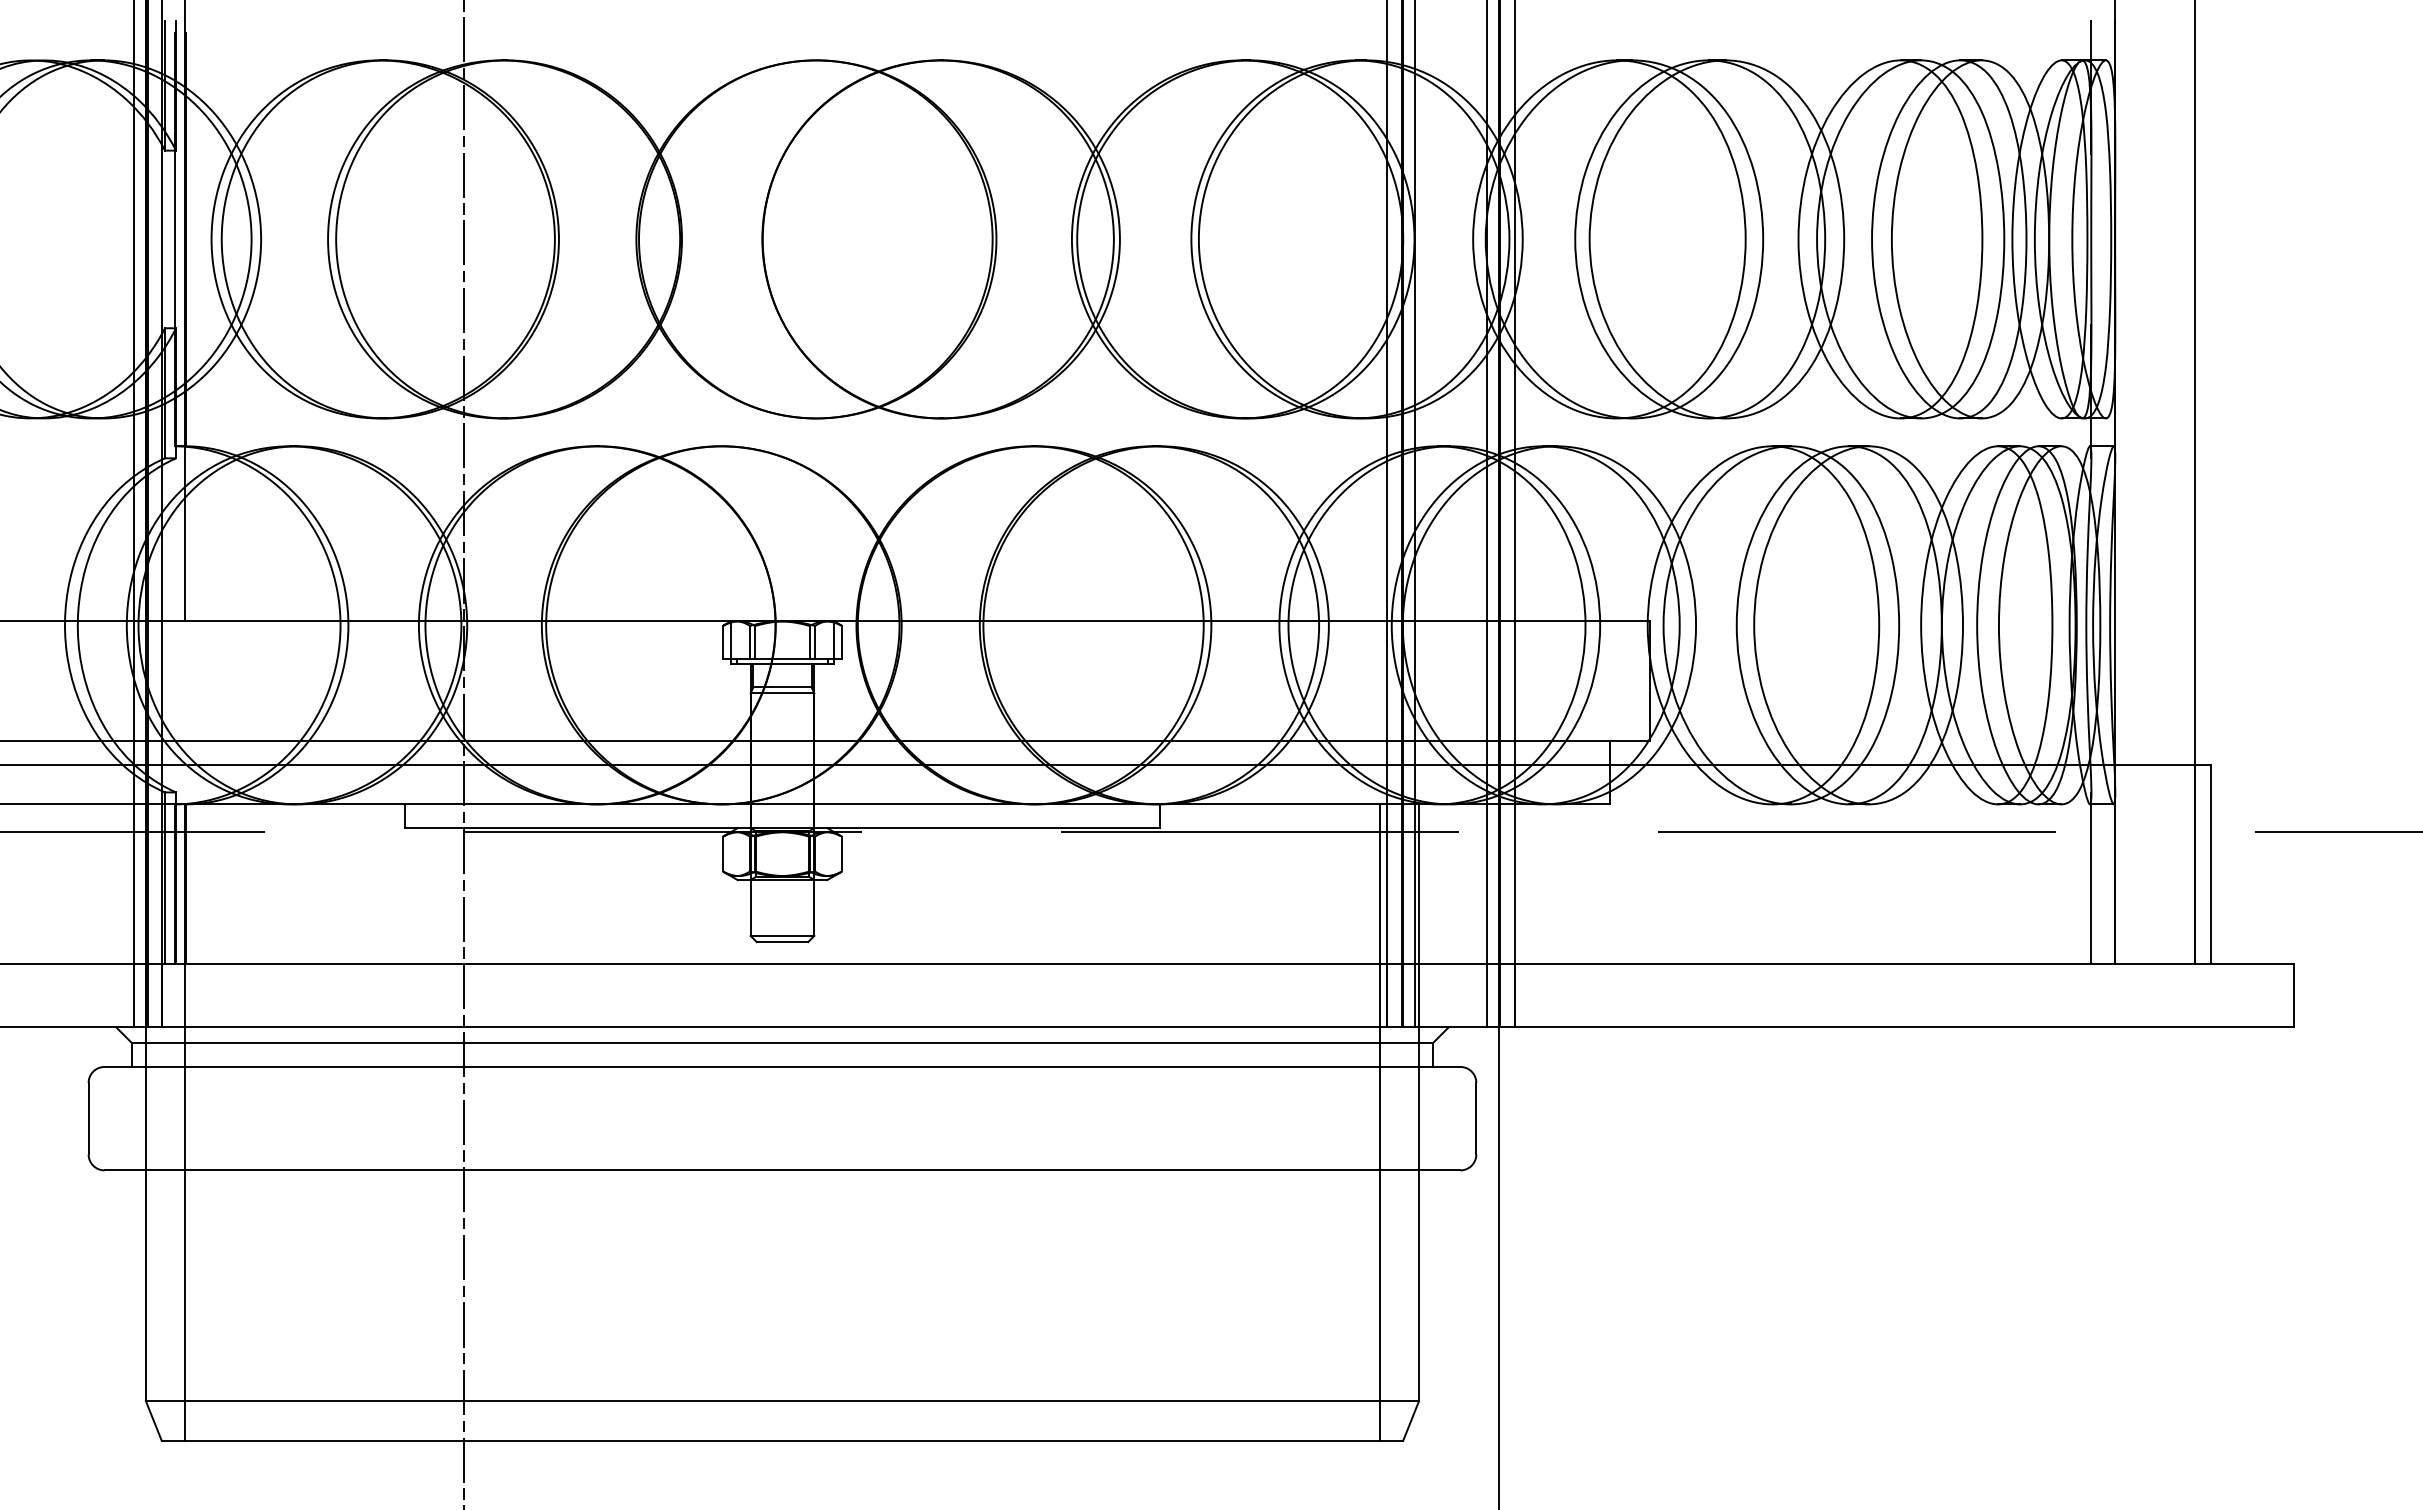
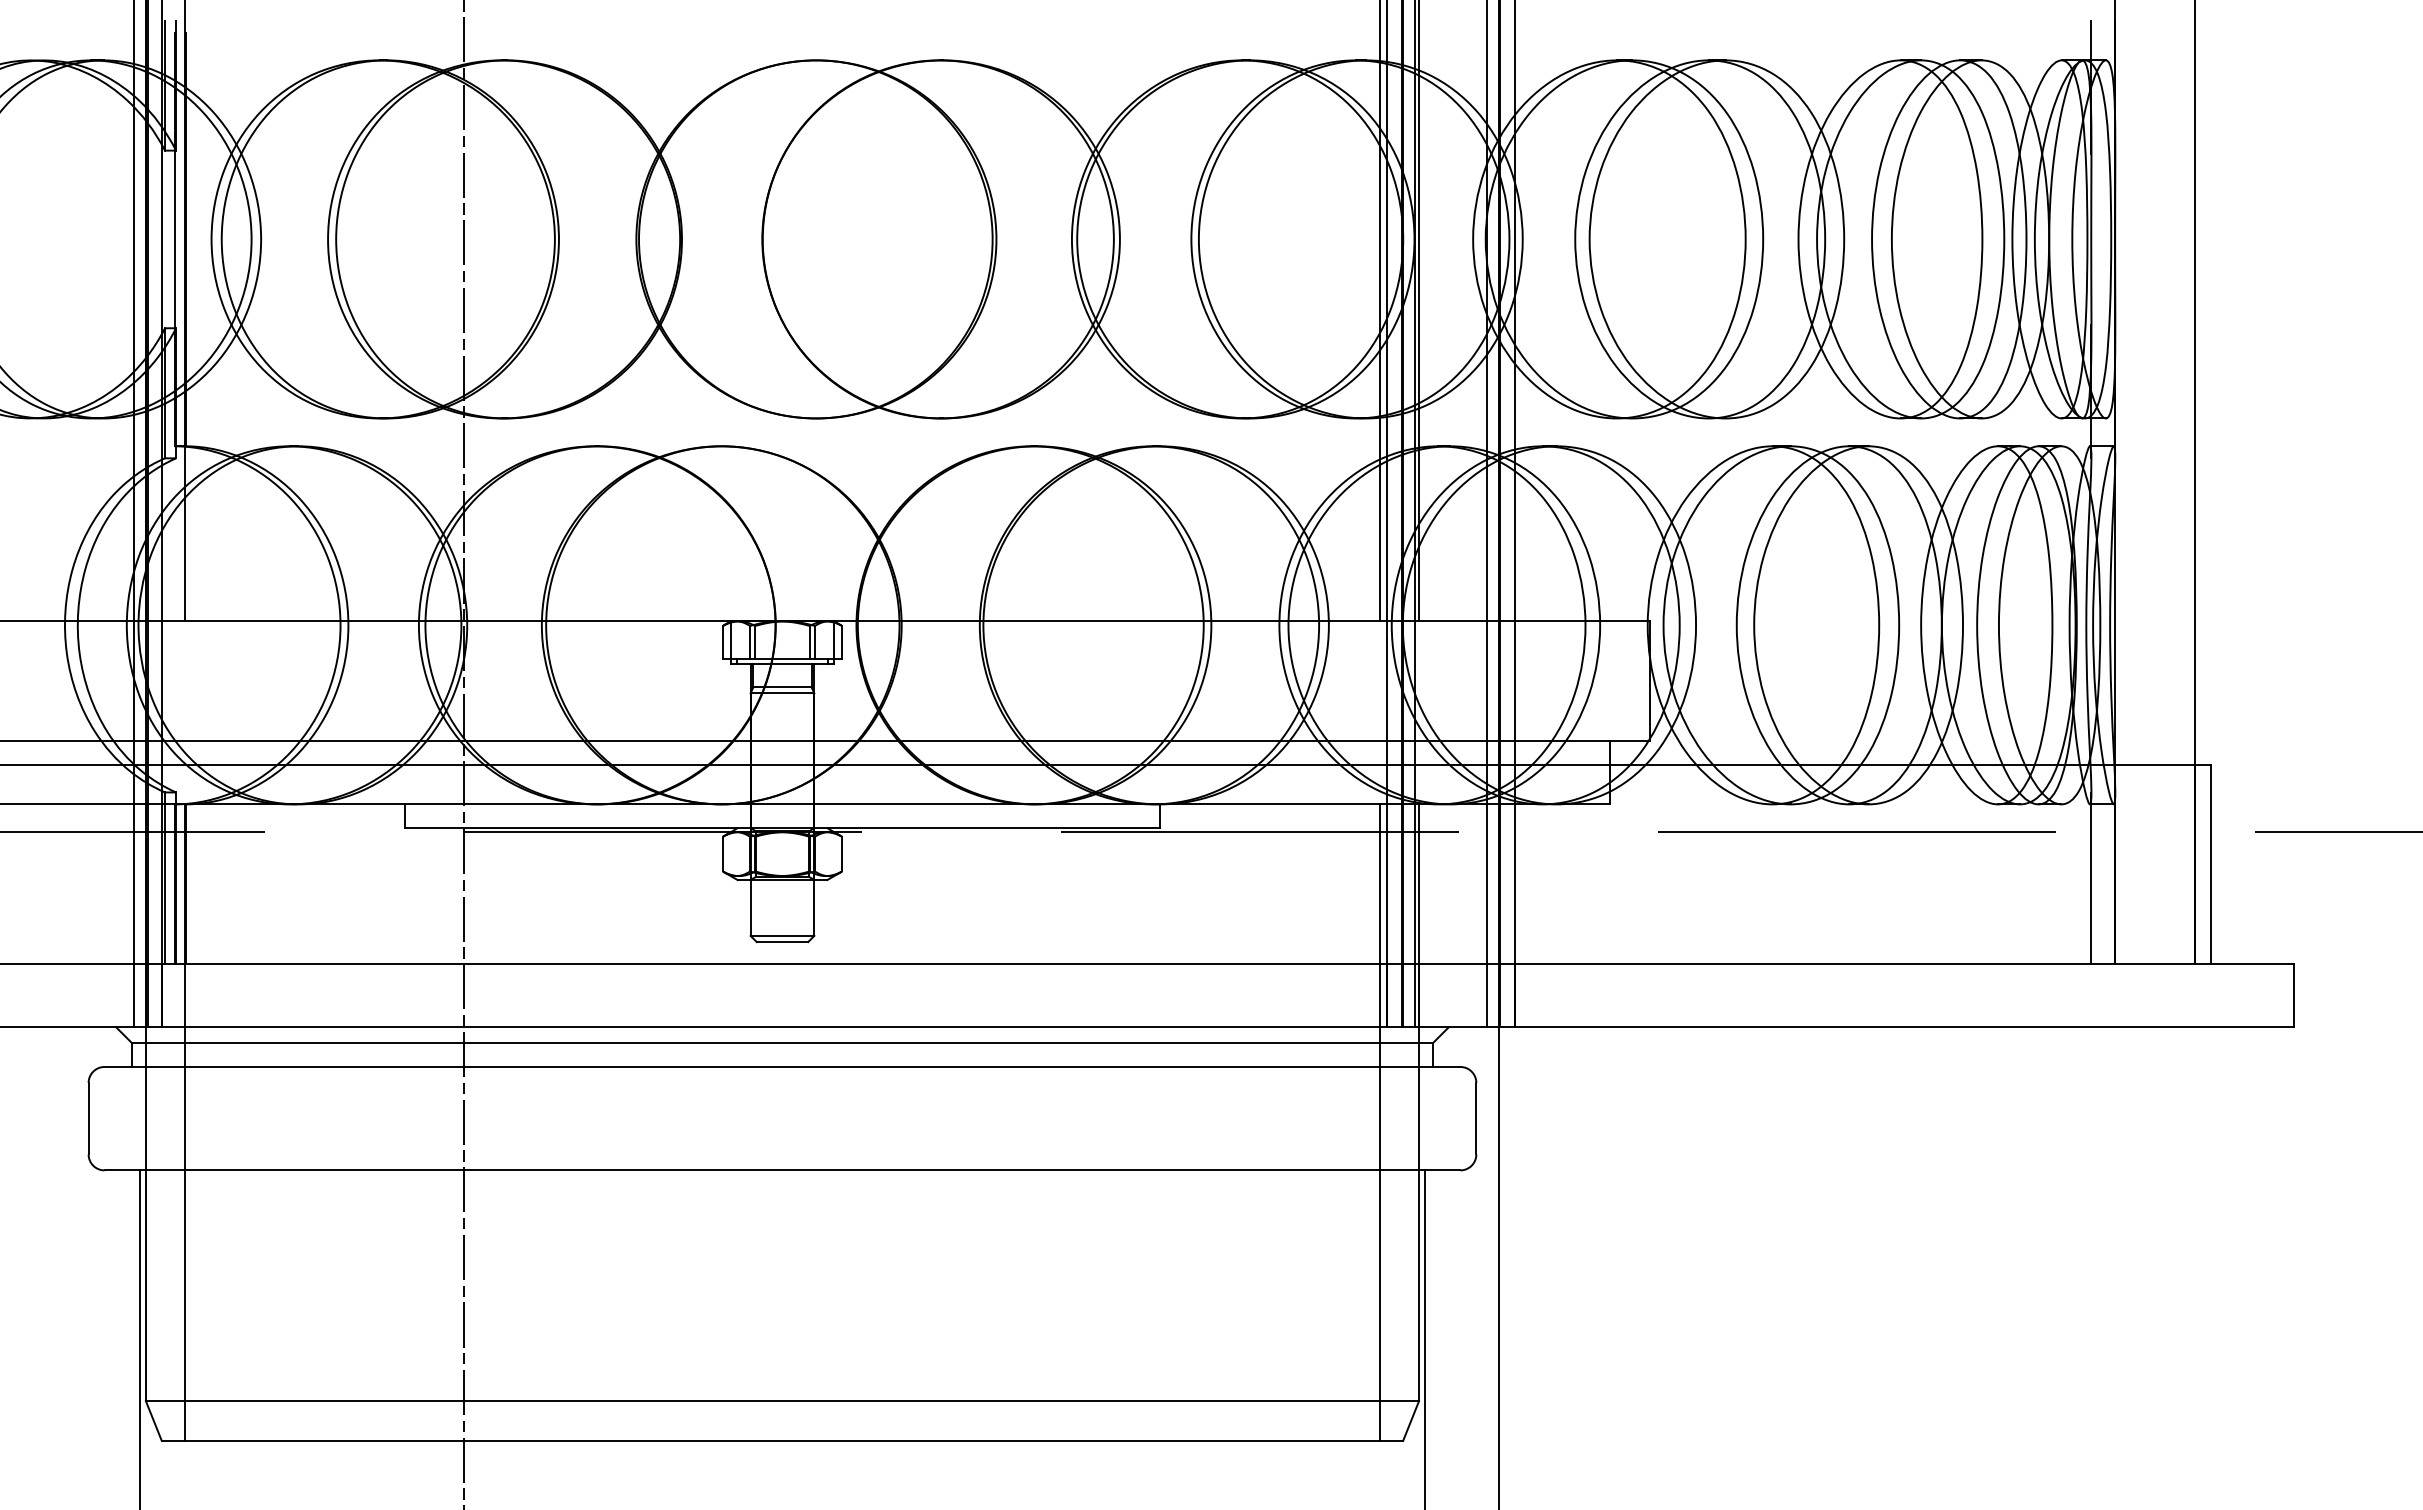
line: none -> present (1380, 311)
line: none -> present (1419, 311)
line: none -> present (139, 1338)
line: none -> present (1425, 1338)
